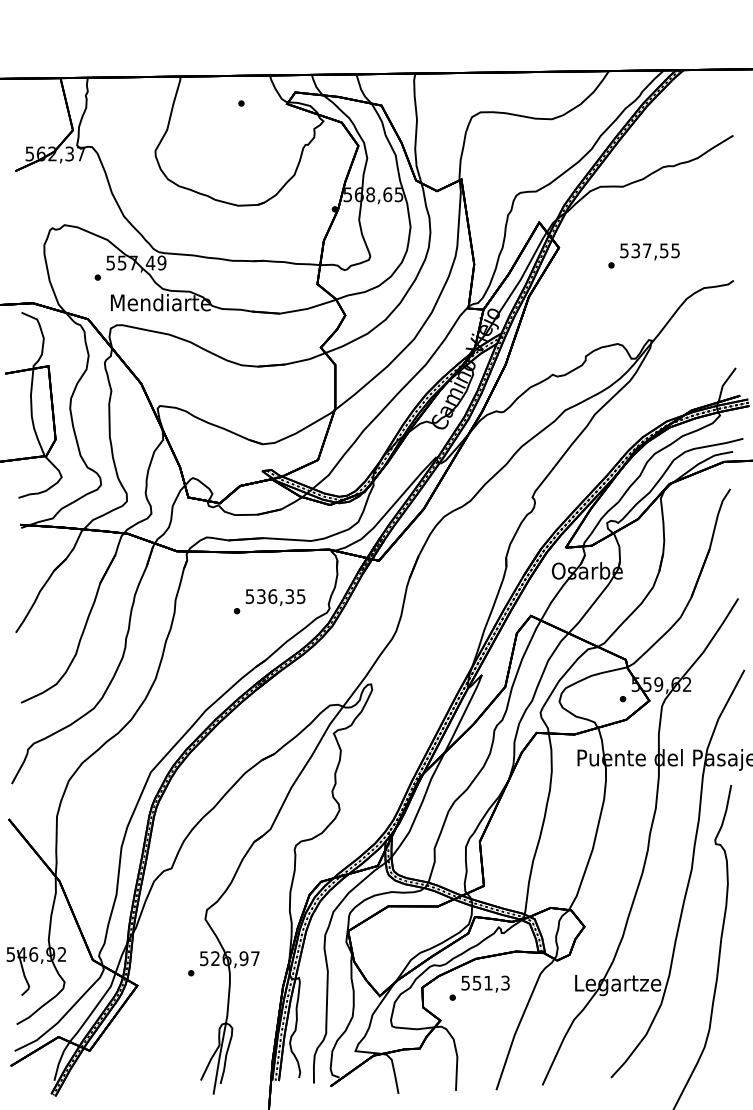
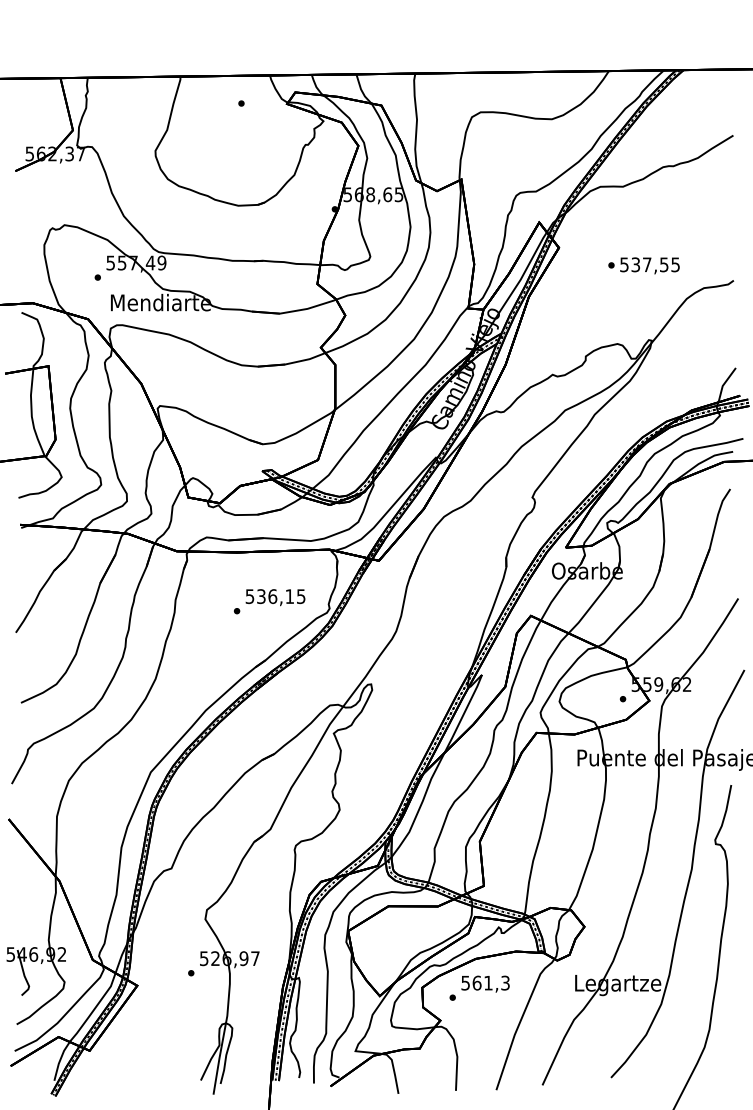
text position: (649, 251) -> (649, 265) (649, 265)
text: 536,35 -> 536,15 (289, 596)
text: 551,3 -> 561,3 (476, 982)
